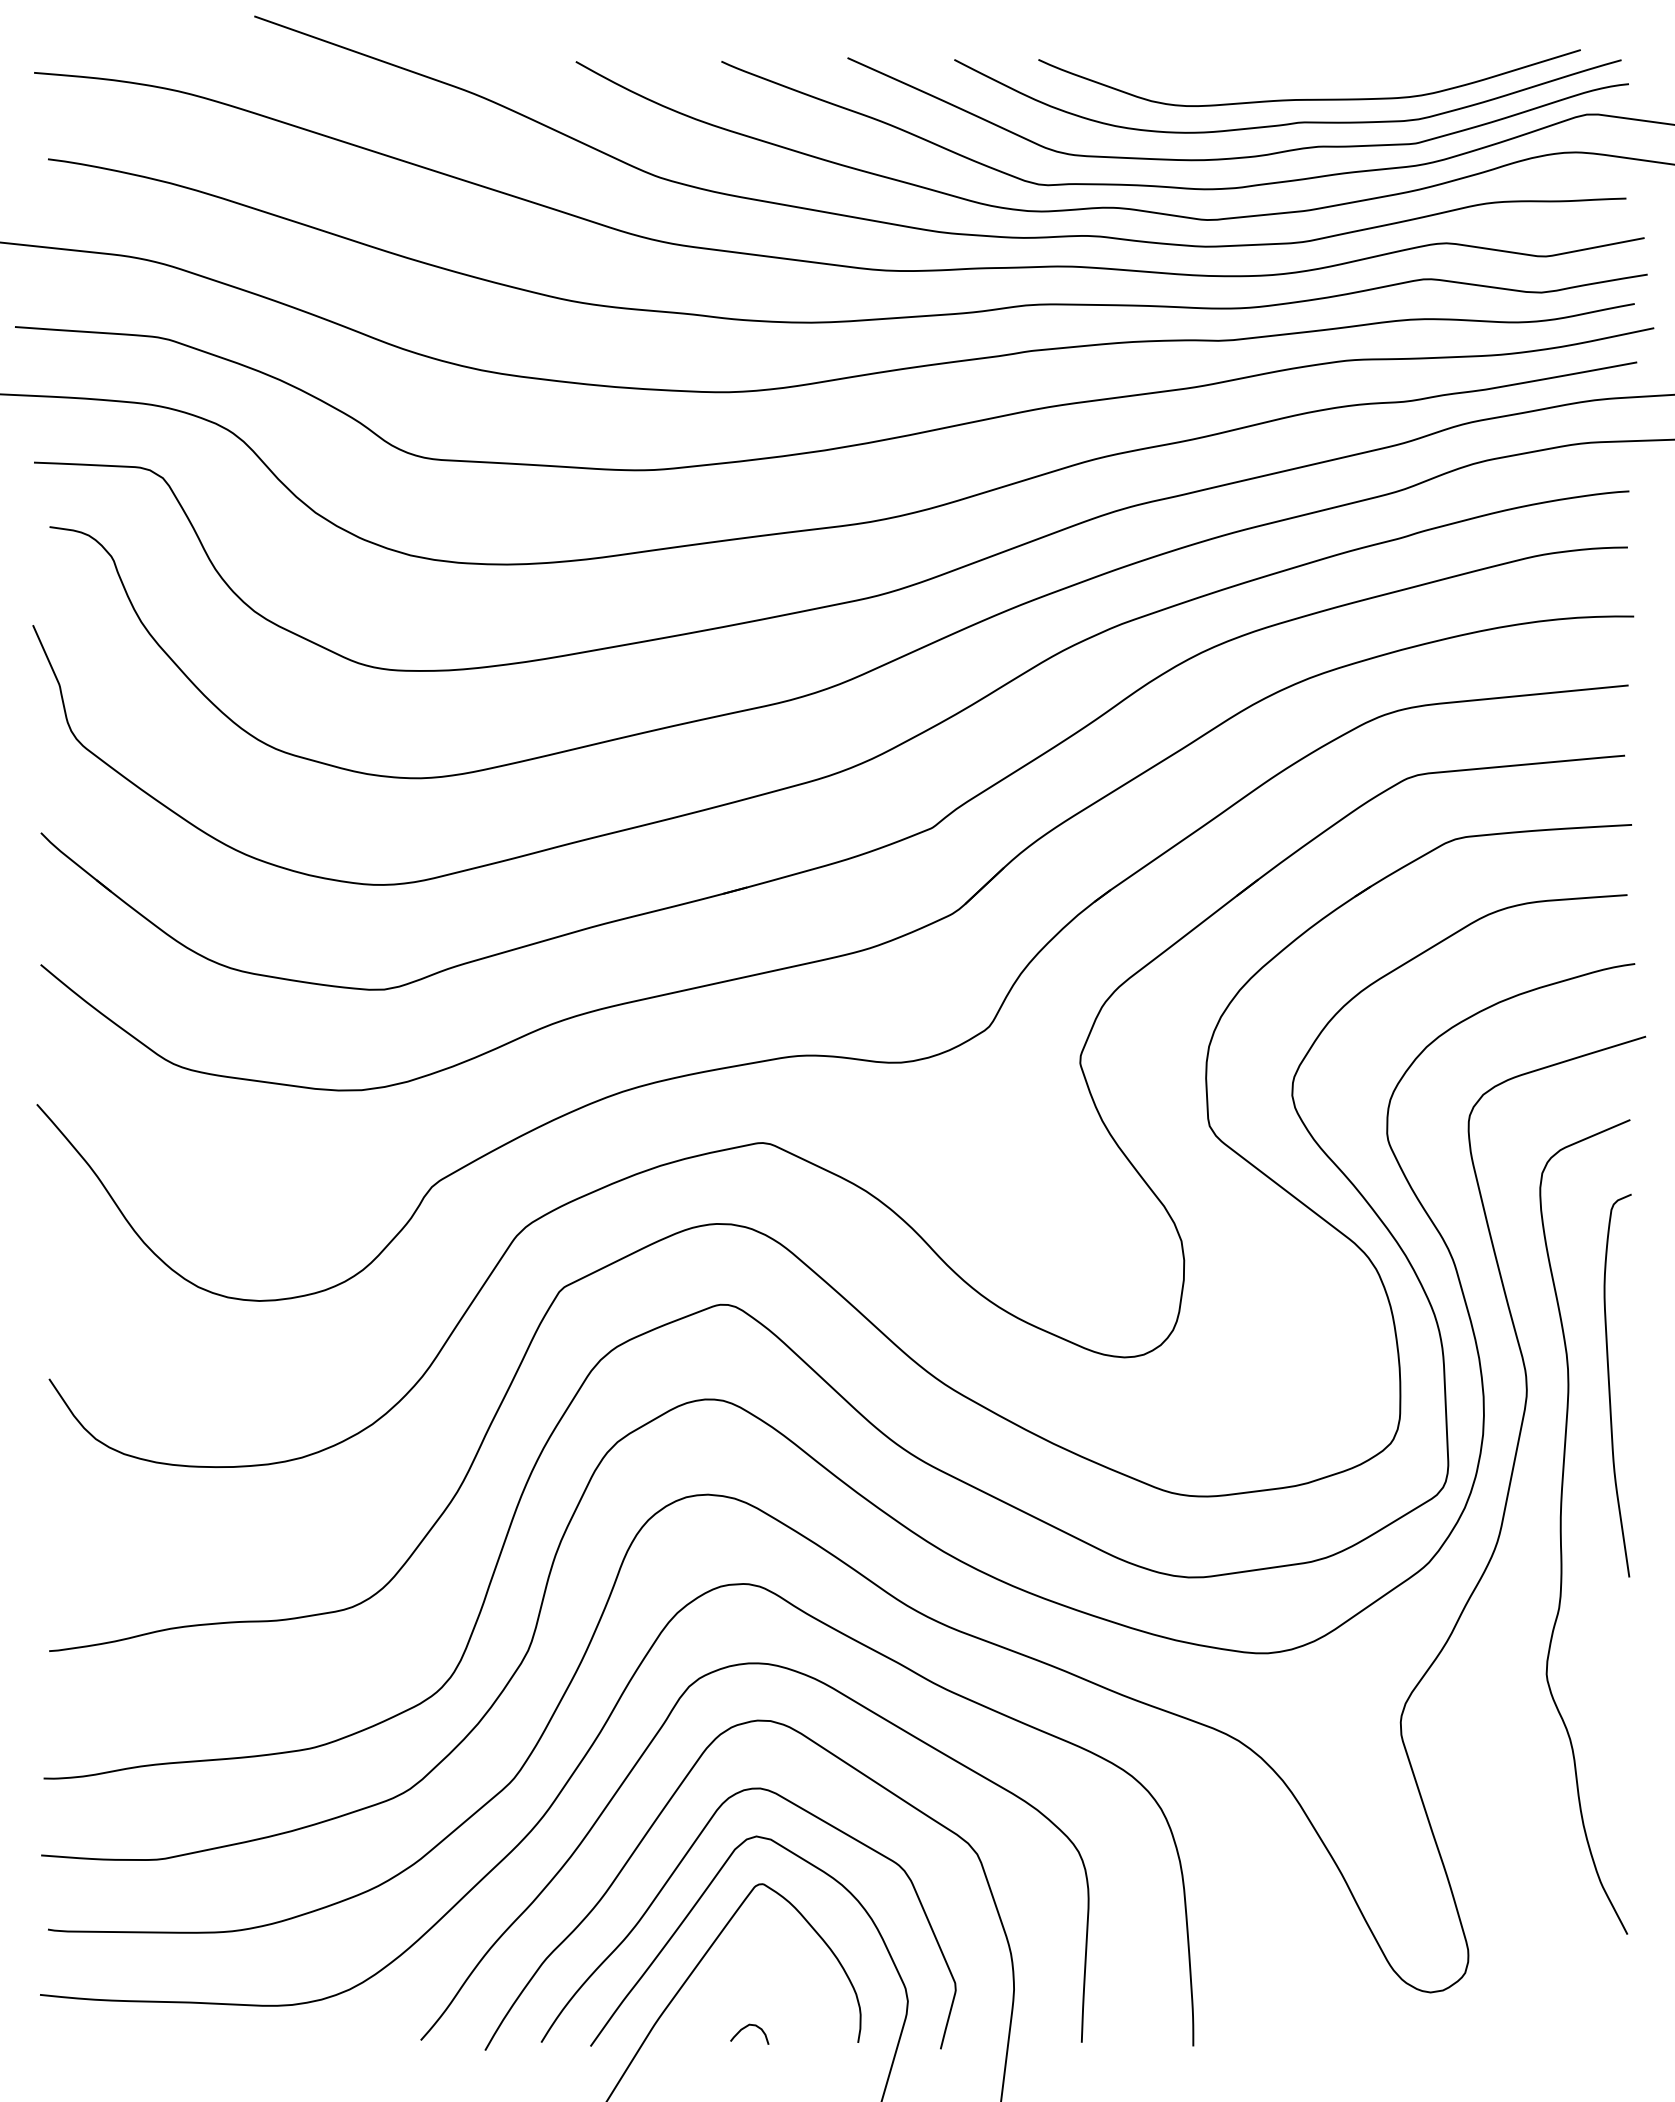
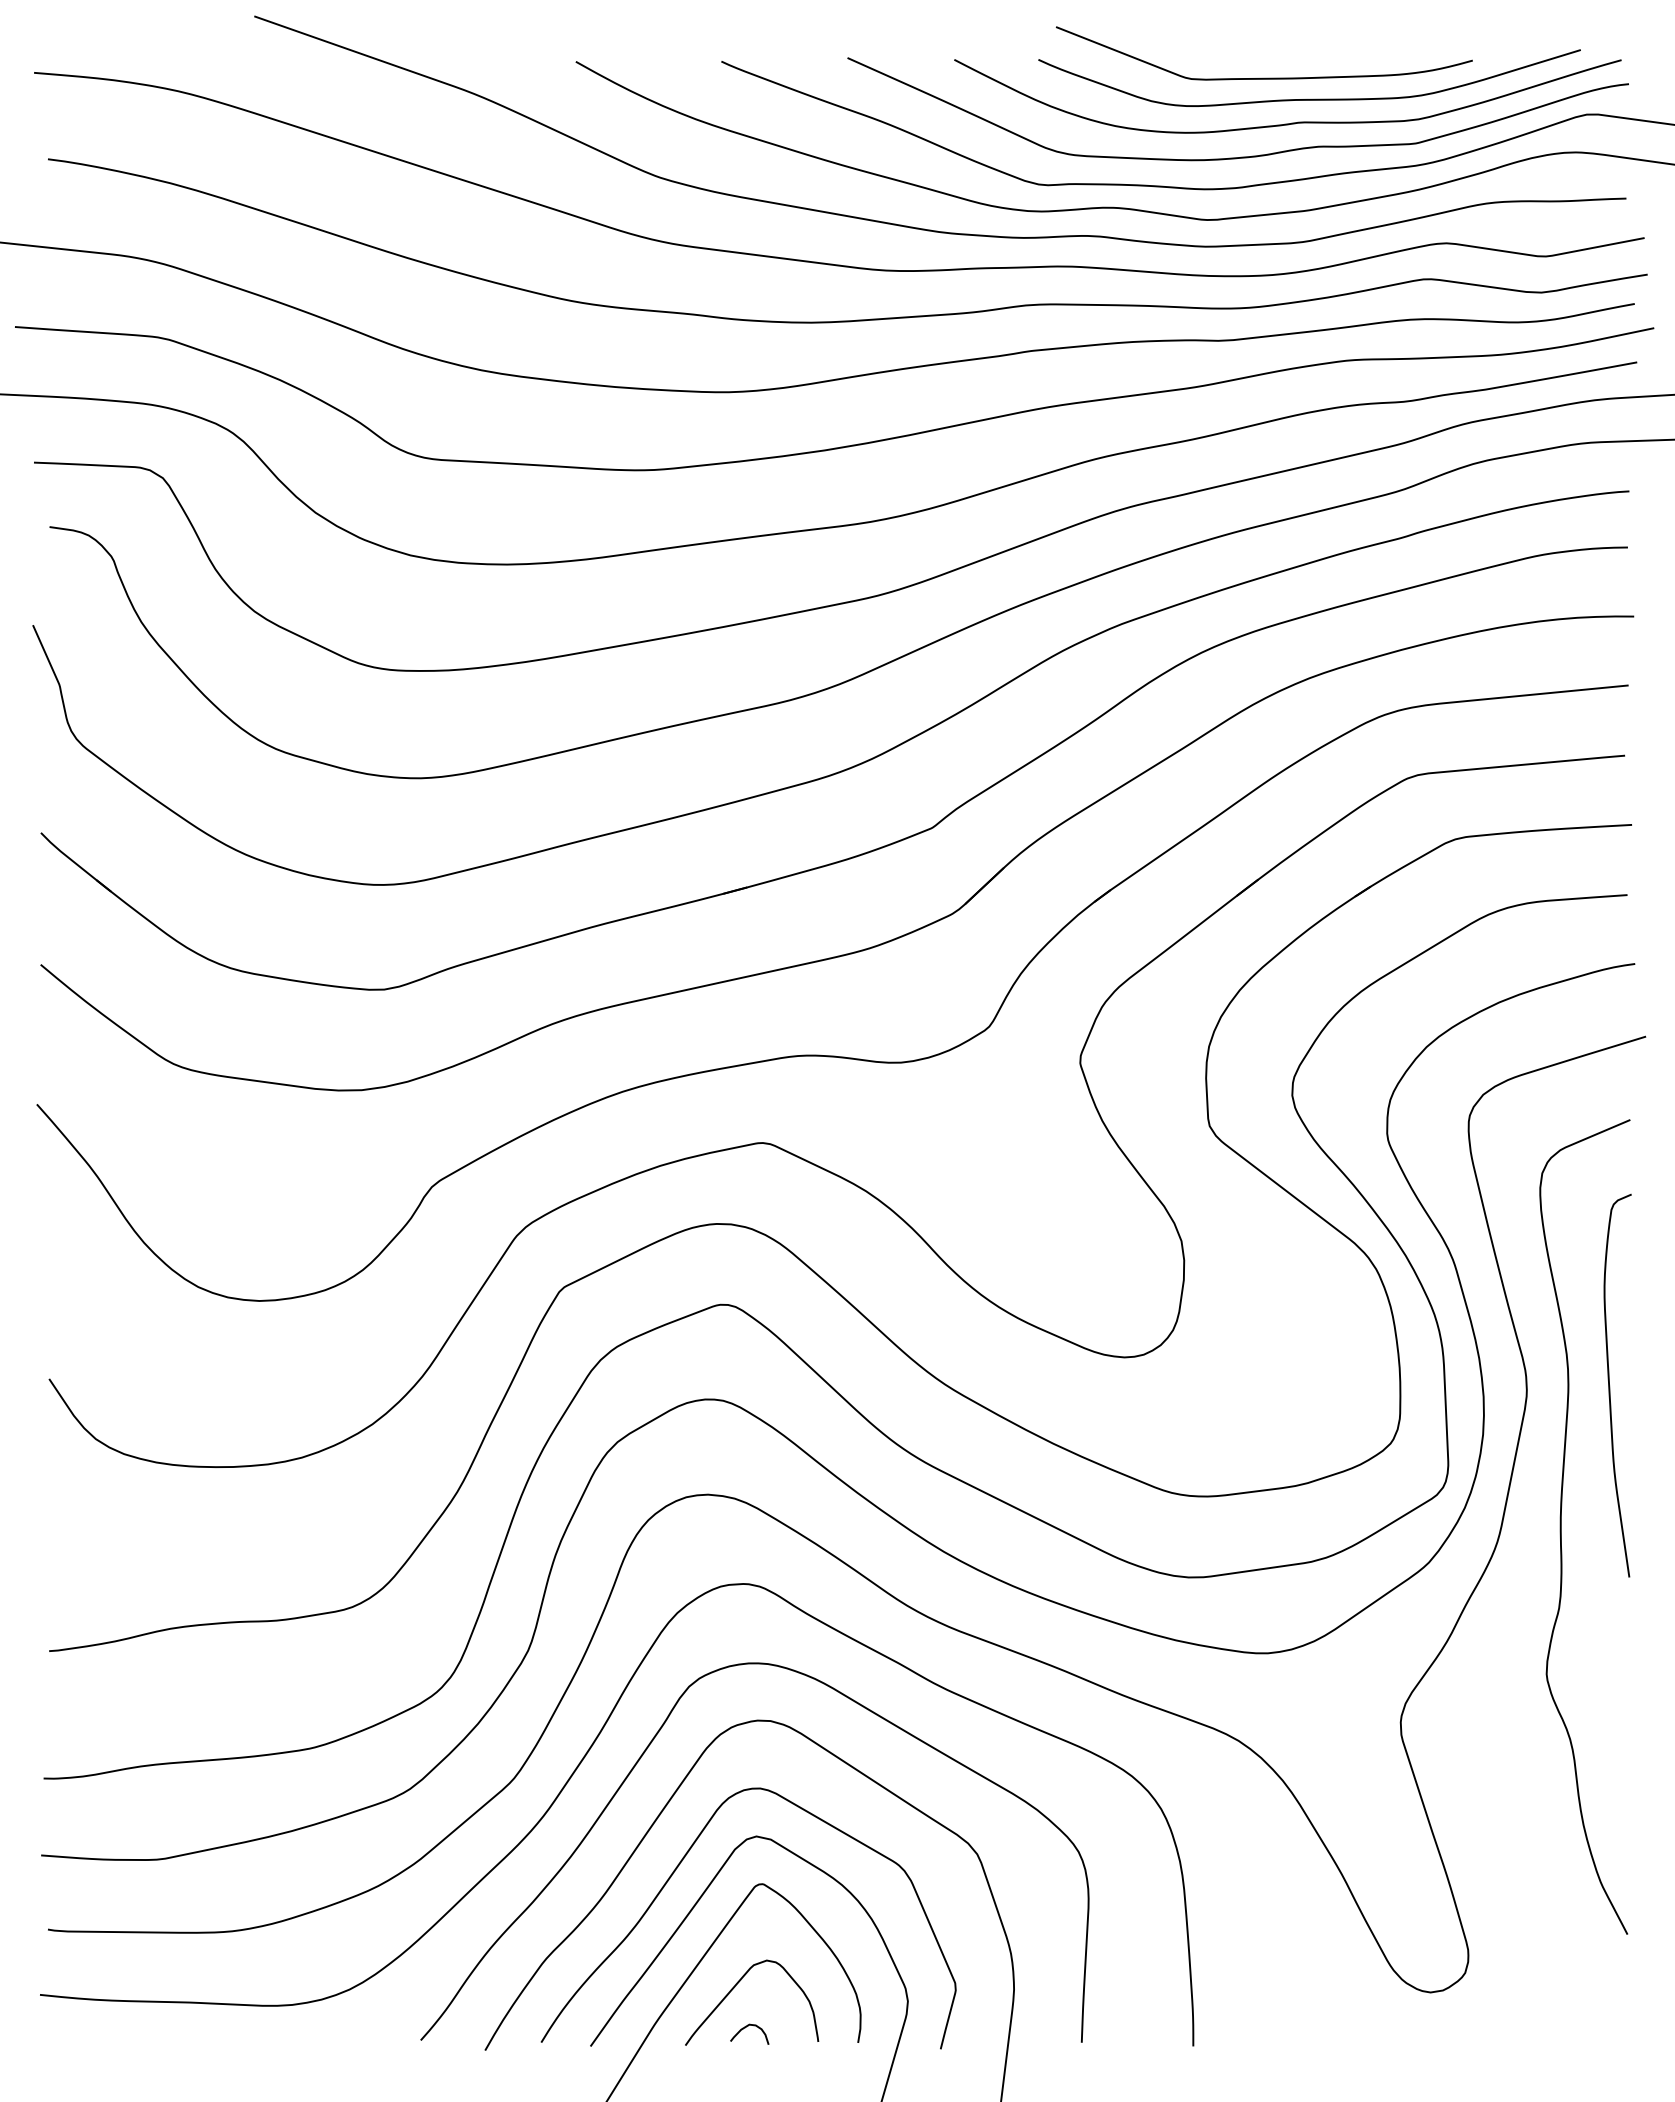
curve: none -> present (1263, 77)
curve: none -> present (735, 1987)
